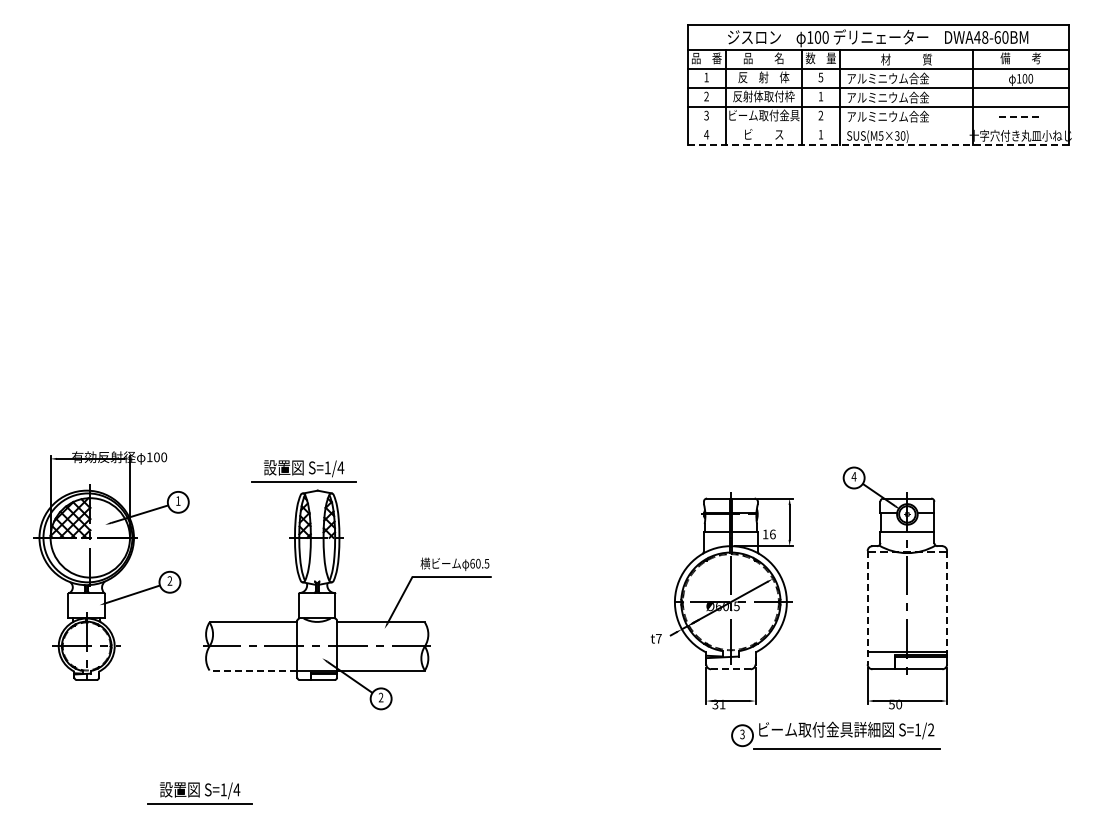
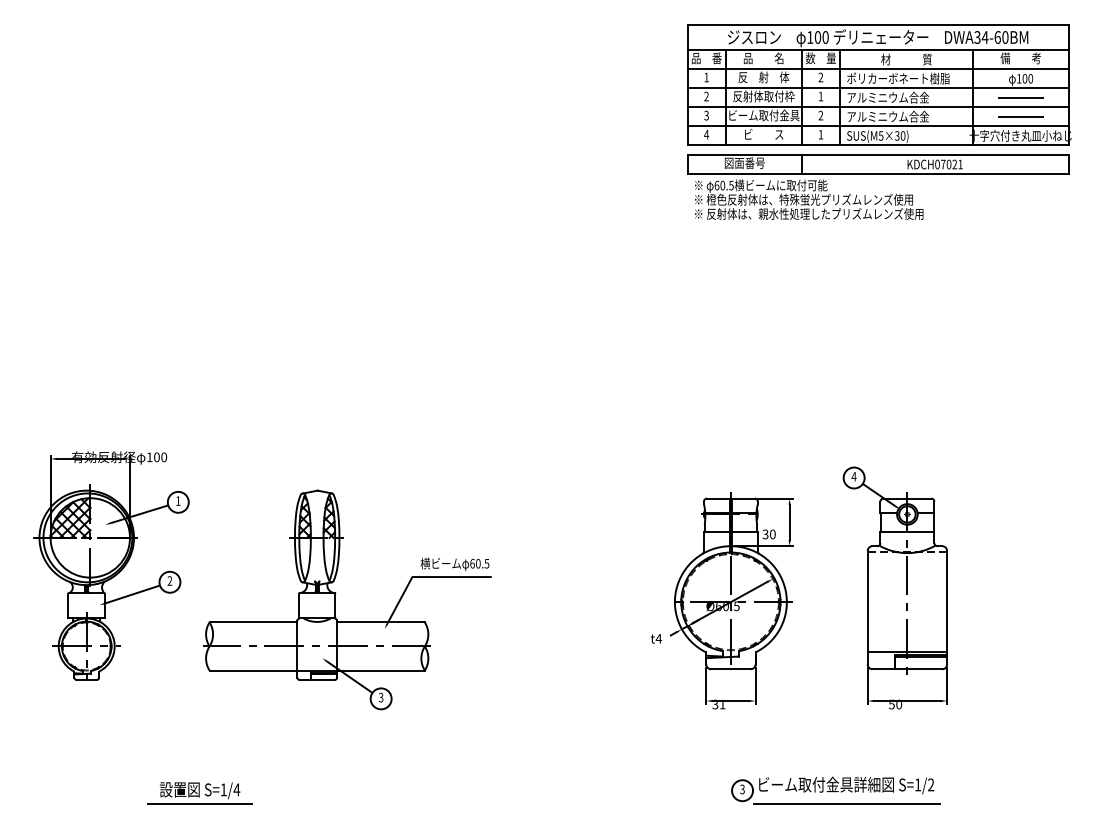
text: DWA48-60BM -> DWA34-60BM (981, 37)
text: 5 -> 2 (820, 77)
text: アルミニウム合金 -> ポリカーボネート樹脂 (898, 78)
line: none -> present (1020, 97)
line: dashed -> solid (1021, 116)
line: none -> present (877, 126)
line: dashed -> solid (878, 145)
part: none -> present (875, 195)
part: present -> none (303, 471)
text: 16 -> 30 (768, 534)
line: dashed -> solid (947, 603)
line: dashed -> solid (867, 607)
text: t7 -> t4 (658, 638)
line: dashed -> solid (730, 669)
line: dashed -> solid (253, 670)
text: 2 -> 3 (380, 698)
part position: (835, 735) -> (835, 790) (835, 790)
